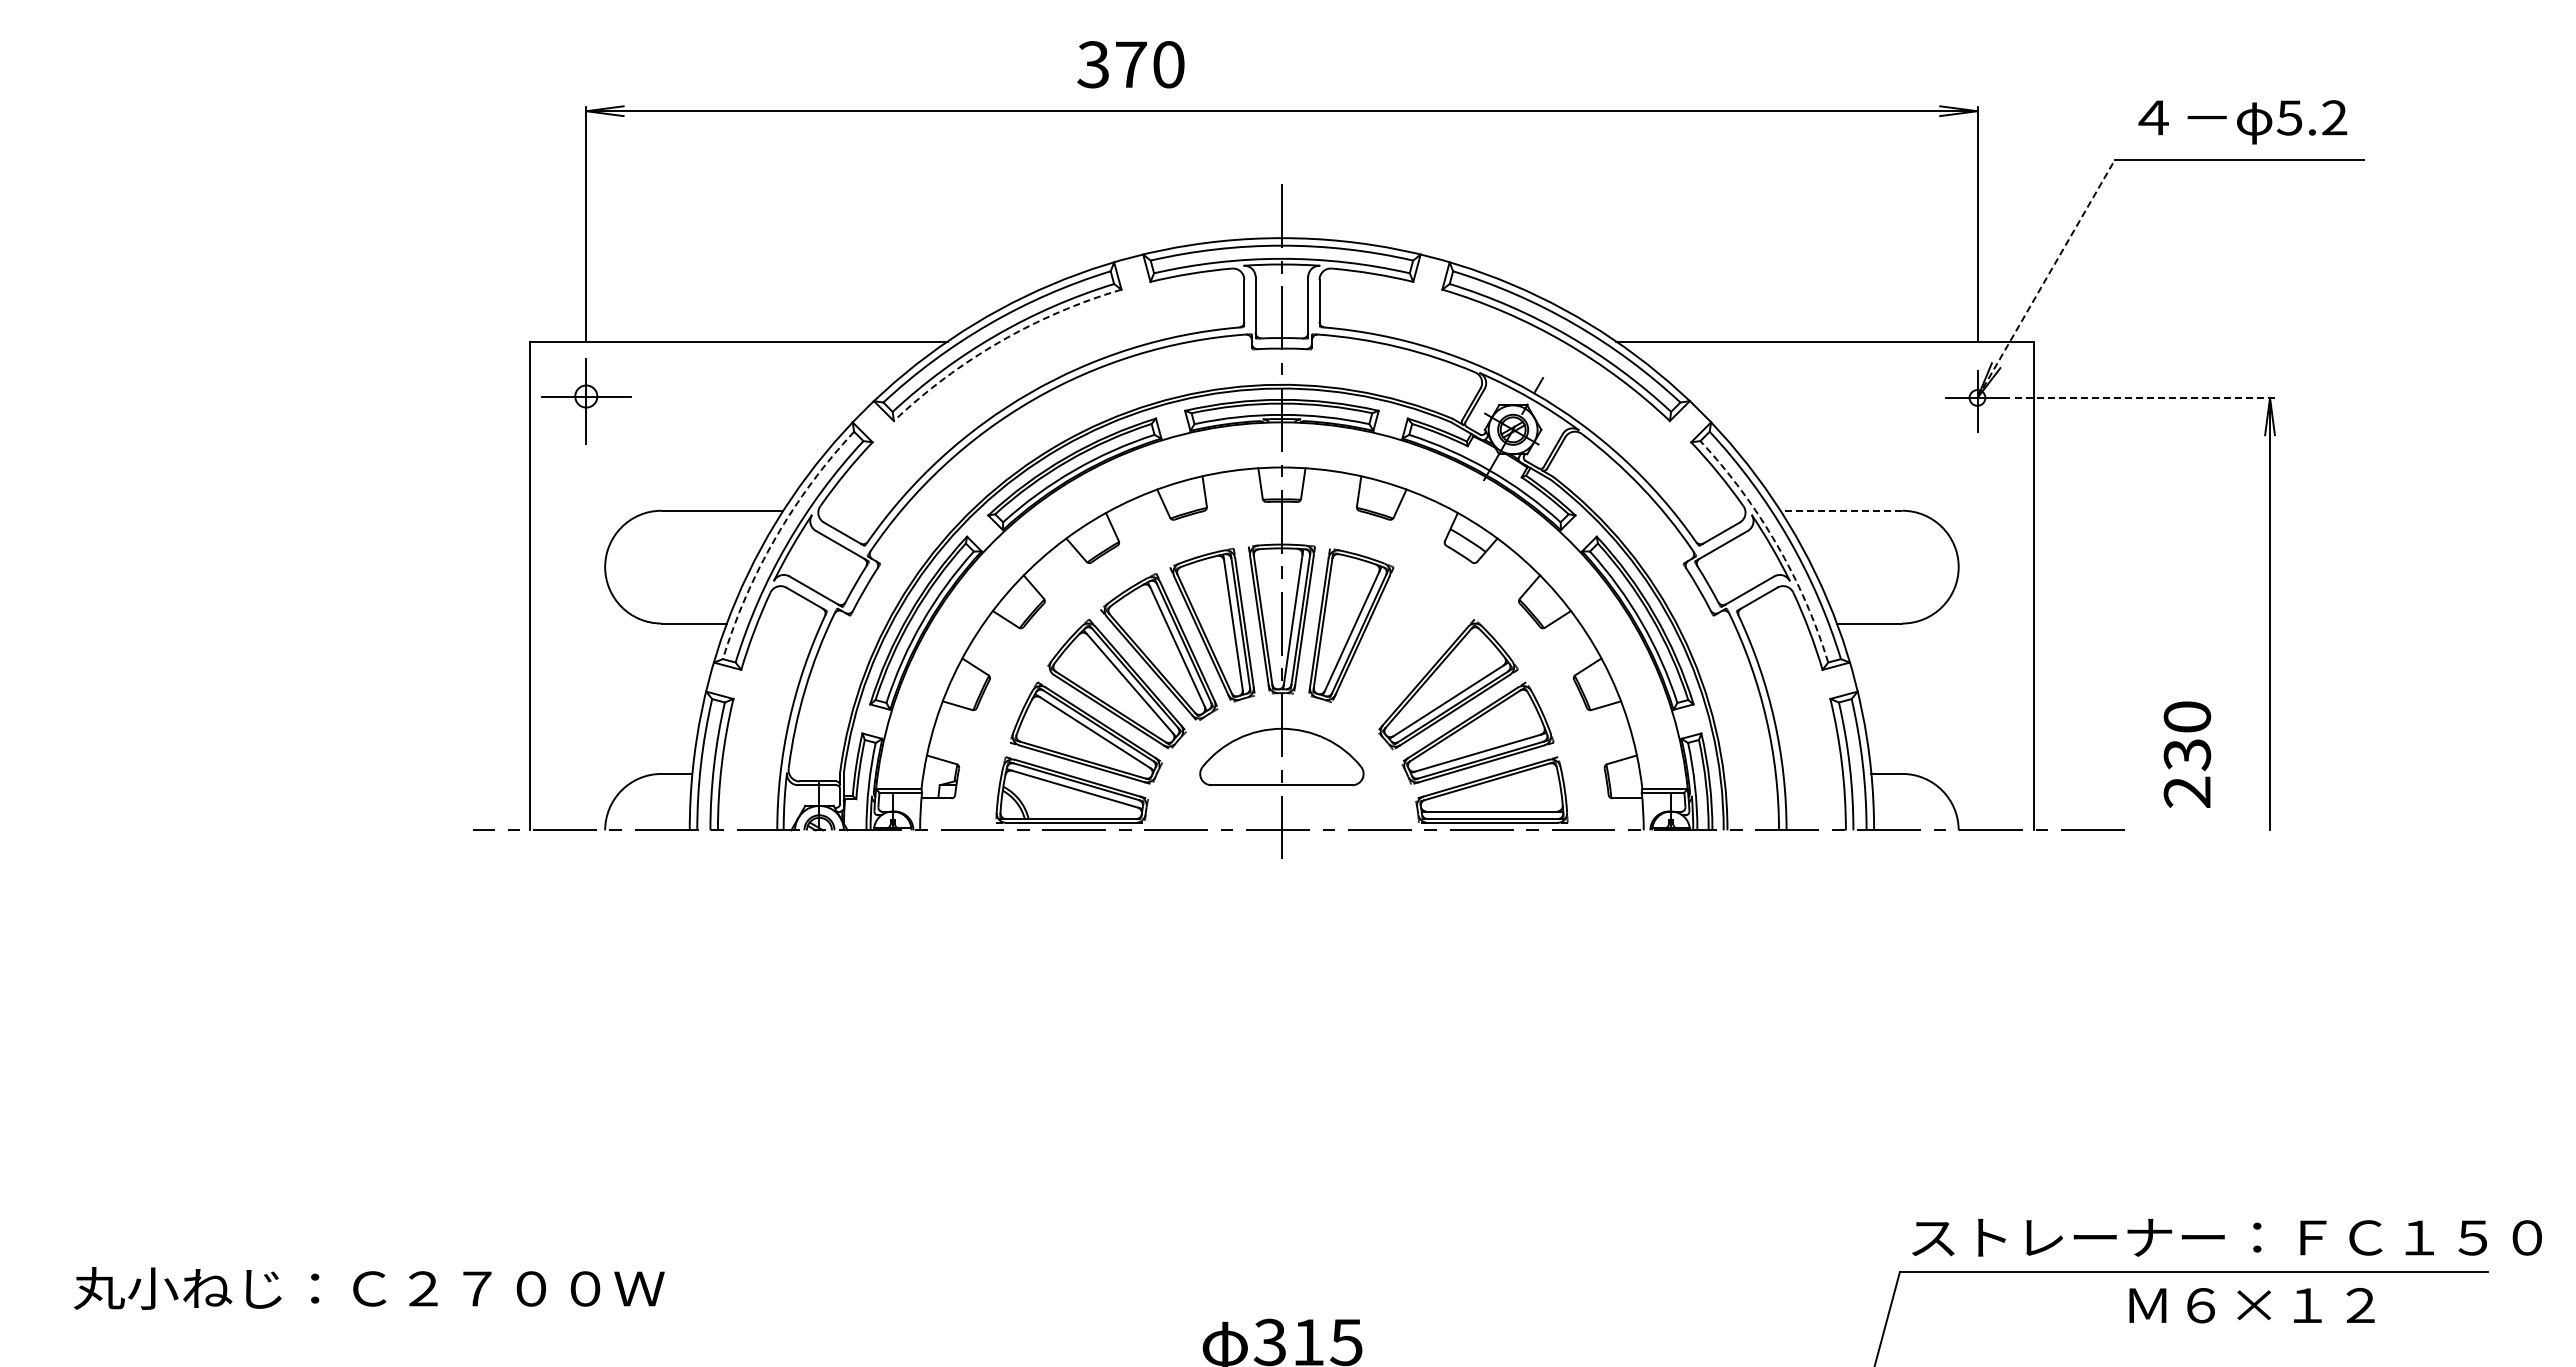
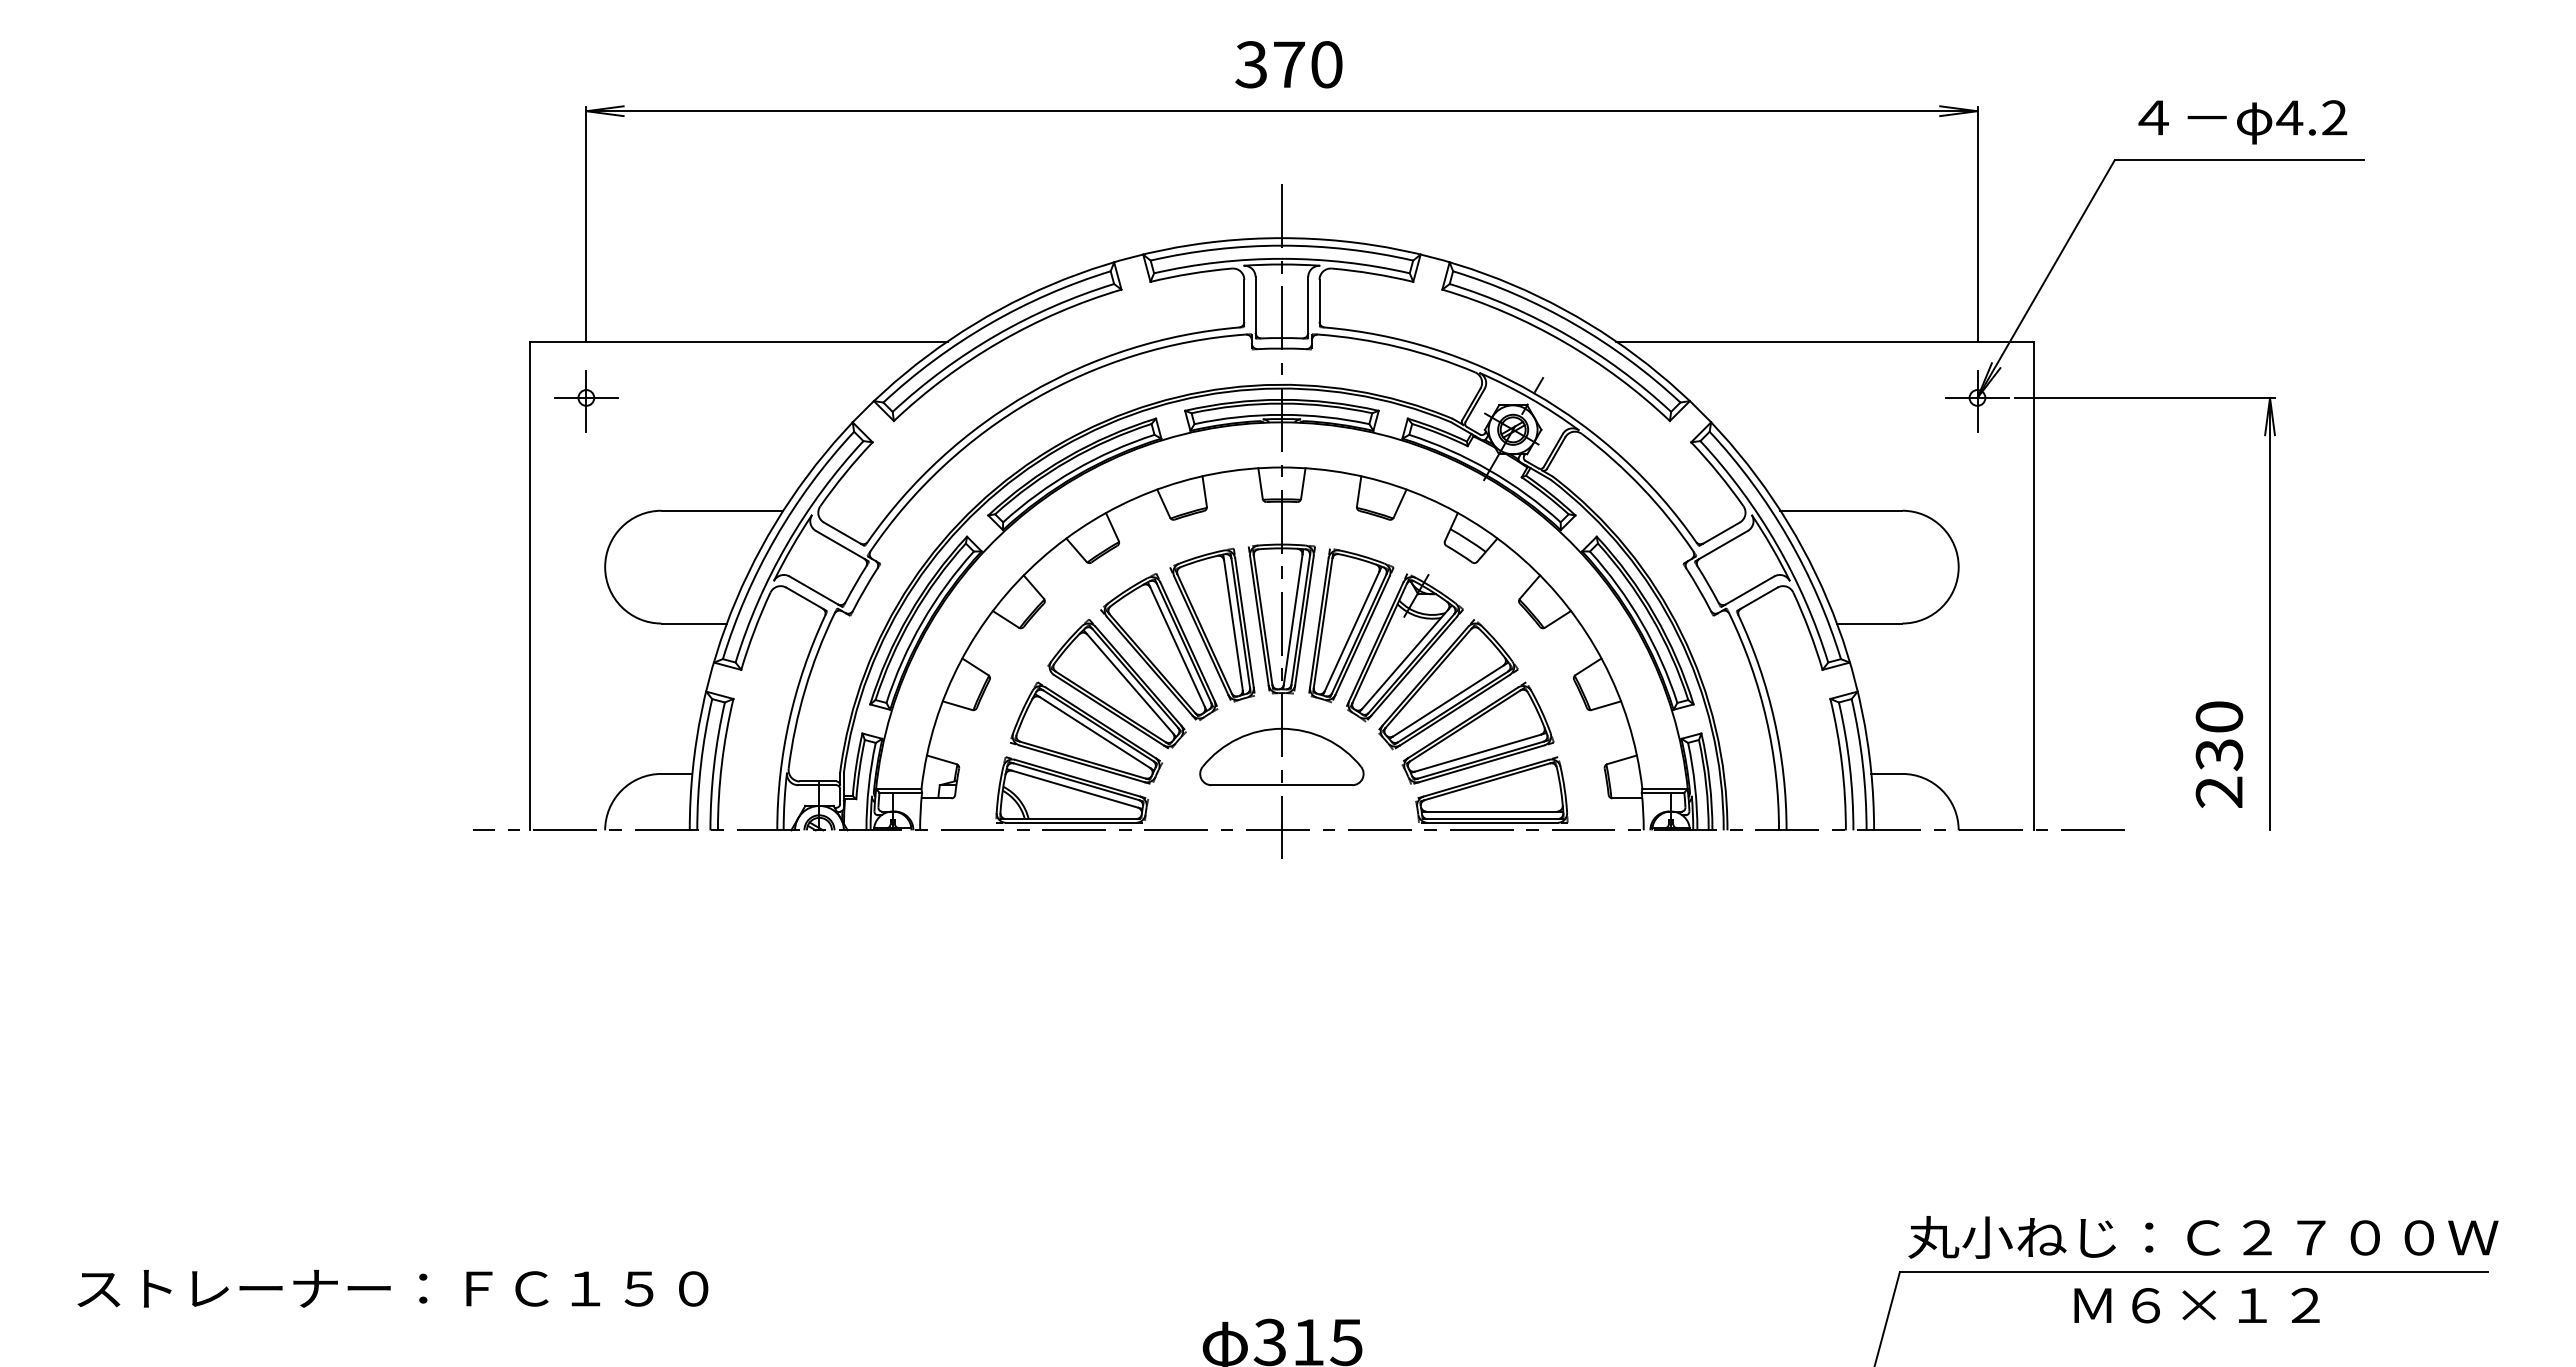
text position: (1130, 64) -> (1288, 64) (1288, 64)
text: 5.2 -> 4.2 (2289, 117)
line: dashed -> solid (2046, 278)
arc: dashed -> solid (999, 341)
line: dashed -> solid (2145, 397)
part size: 91x87 px -> 65x63 px (586, 401)
line: dashed -> solid (1841, 510)
arc: dashed -> solid (775, 538)
arc: dashed -> solid (1776, 544)
part: none -> present (1404, 647)
text position: (2187, 754) -> (2219, 754) (2219, 754)
text: ストレーナー：ＦＣ１５０ -> 丸小ねじ：Ｃ２７００Ｗ (2224, 1237)
text: 丸小ねじ：Ｃ２７００Ｗ -> ストレーナー：ＦＣ１５０ (390, 1288)
text position: (2251, 1305) -> (2196, 1305) (2196, 1305)
